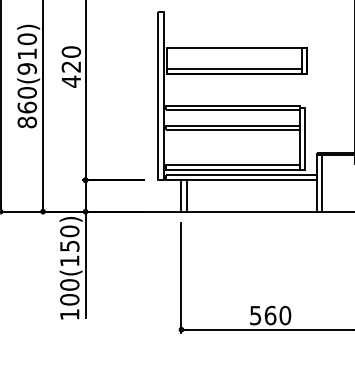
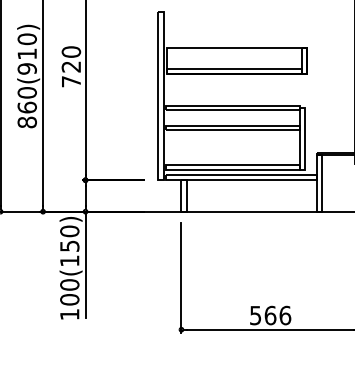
text: 420 -> 720 (71, 81)
text: 560 -> 566 (285, 314)
